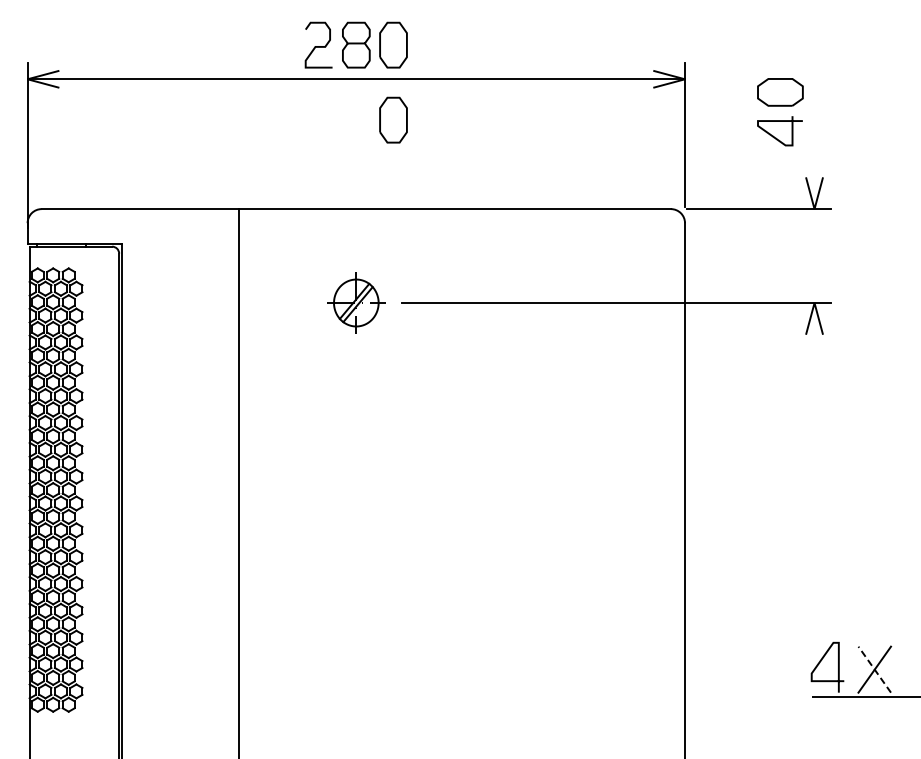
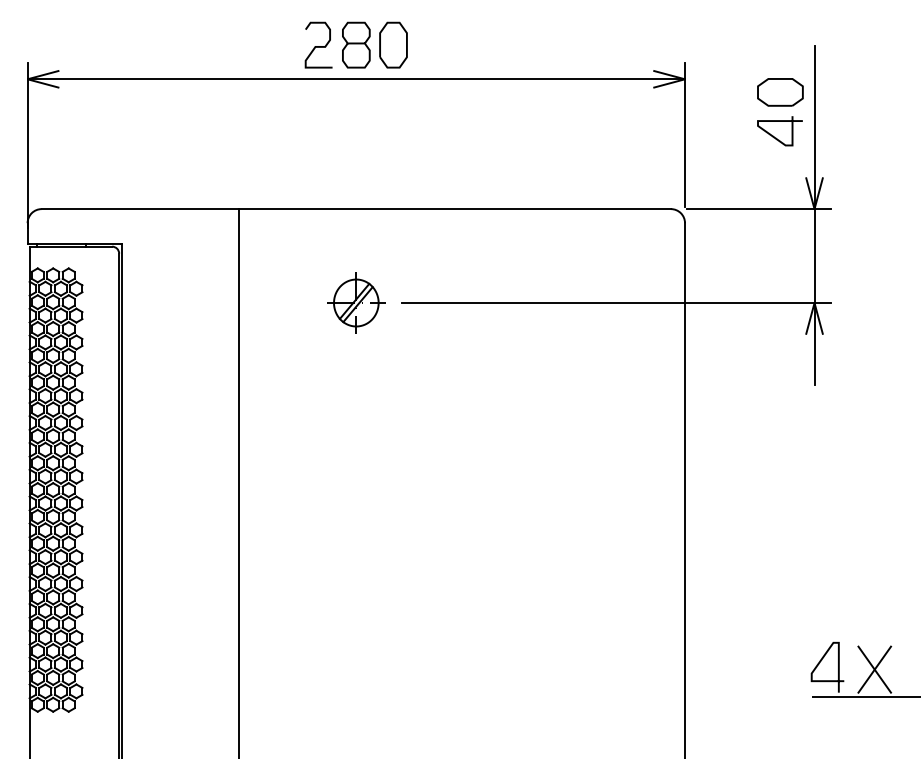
part: present -> none (393, 119)
line: none -> present (814, 215)
line: dashed -> solid (874, 669)
